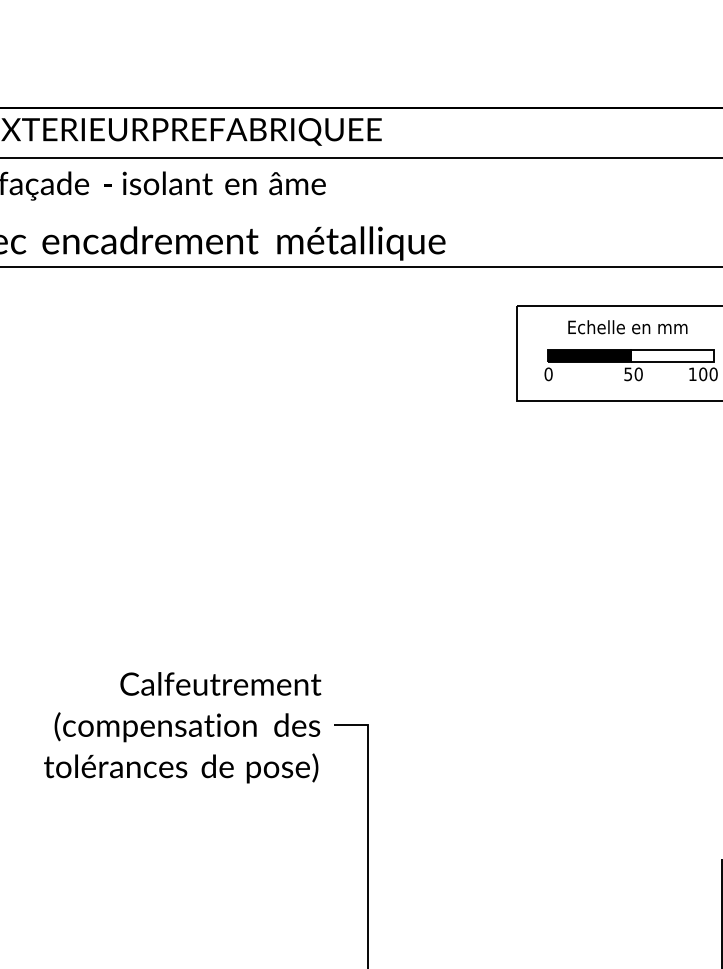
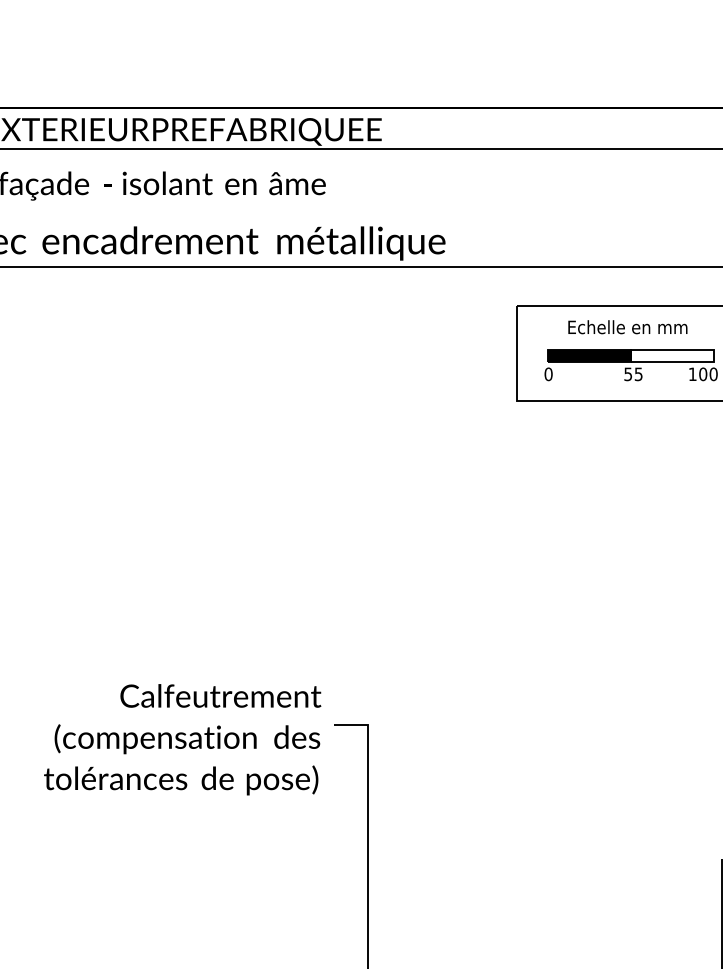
line position: (360, 158) -> (360, 149) (360, 149)
text: 50 -> 55 (638, 374)
text position: (182, 727) -> (182, 739) (182, 739)
